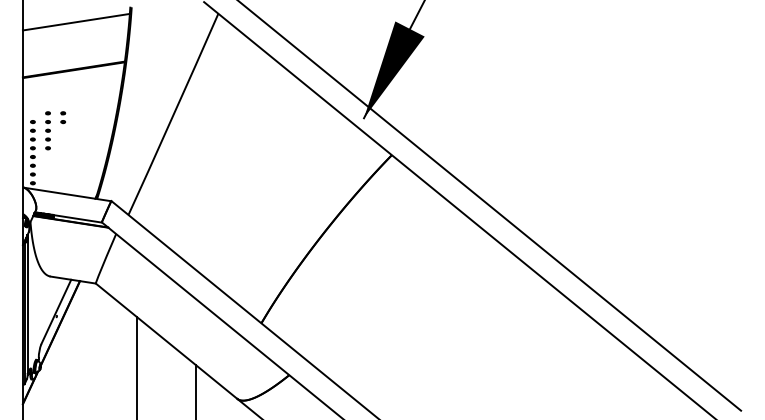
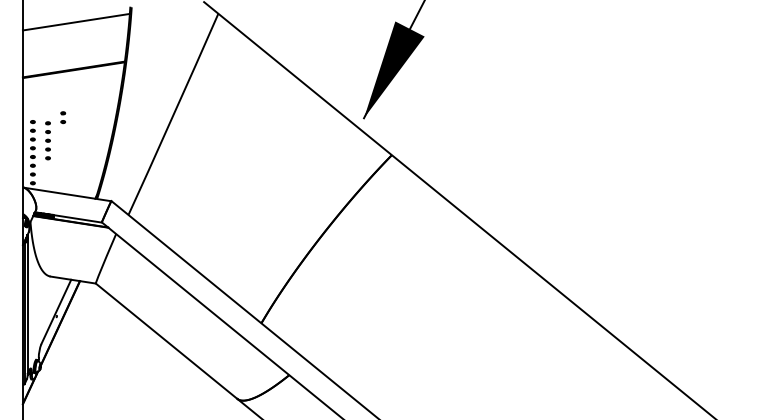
part position: (47, 130) -> (47, 140) (47, 140)
line: present -> none (490, 206)
line: present -> none (136, 366)
line: present -> none (196, 390)
